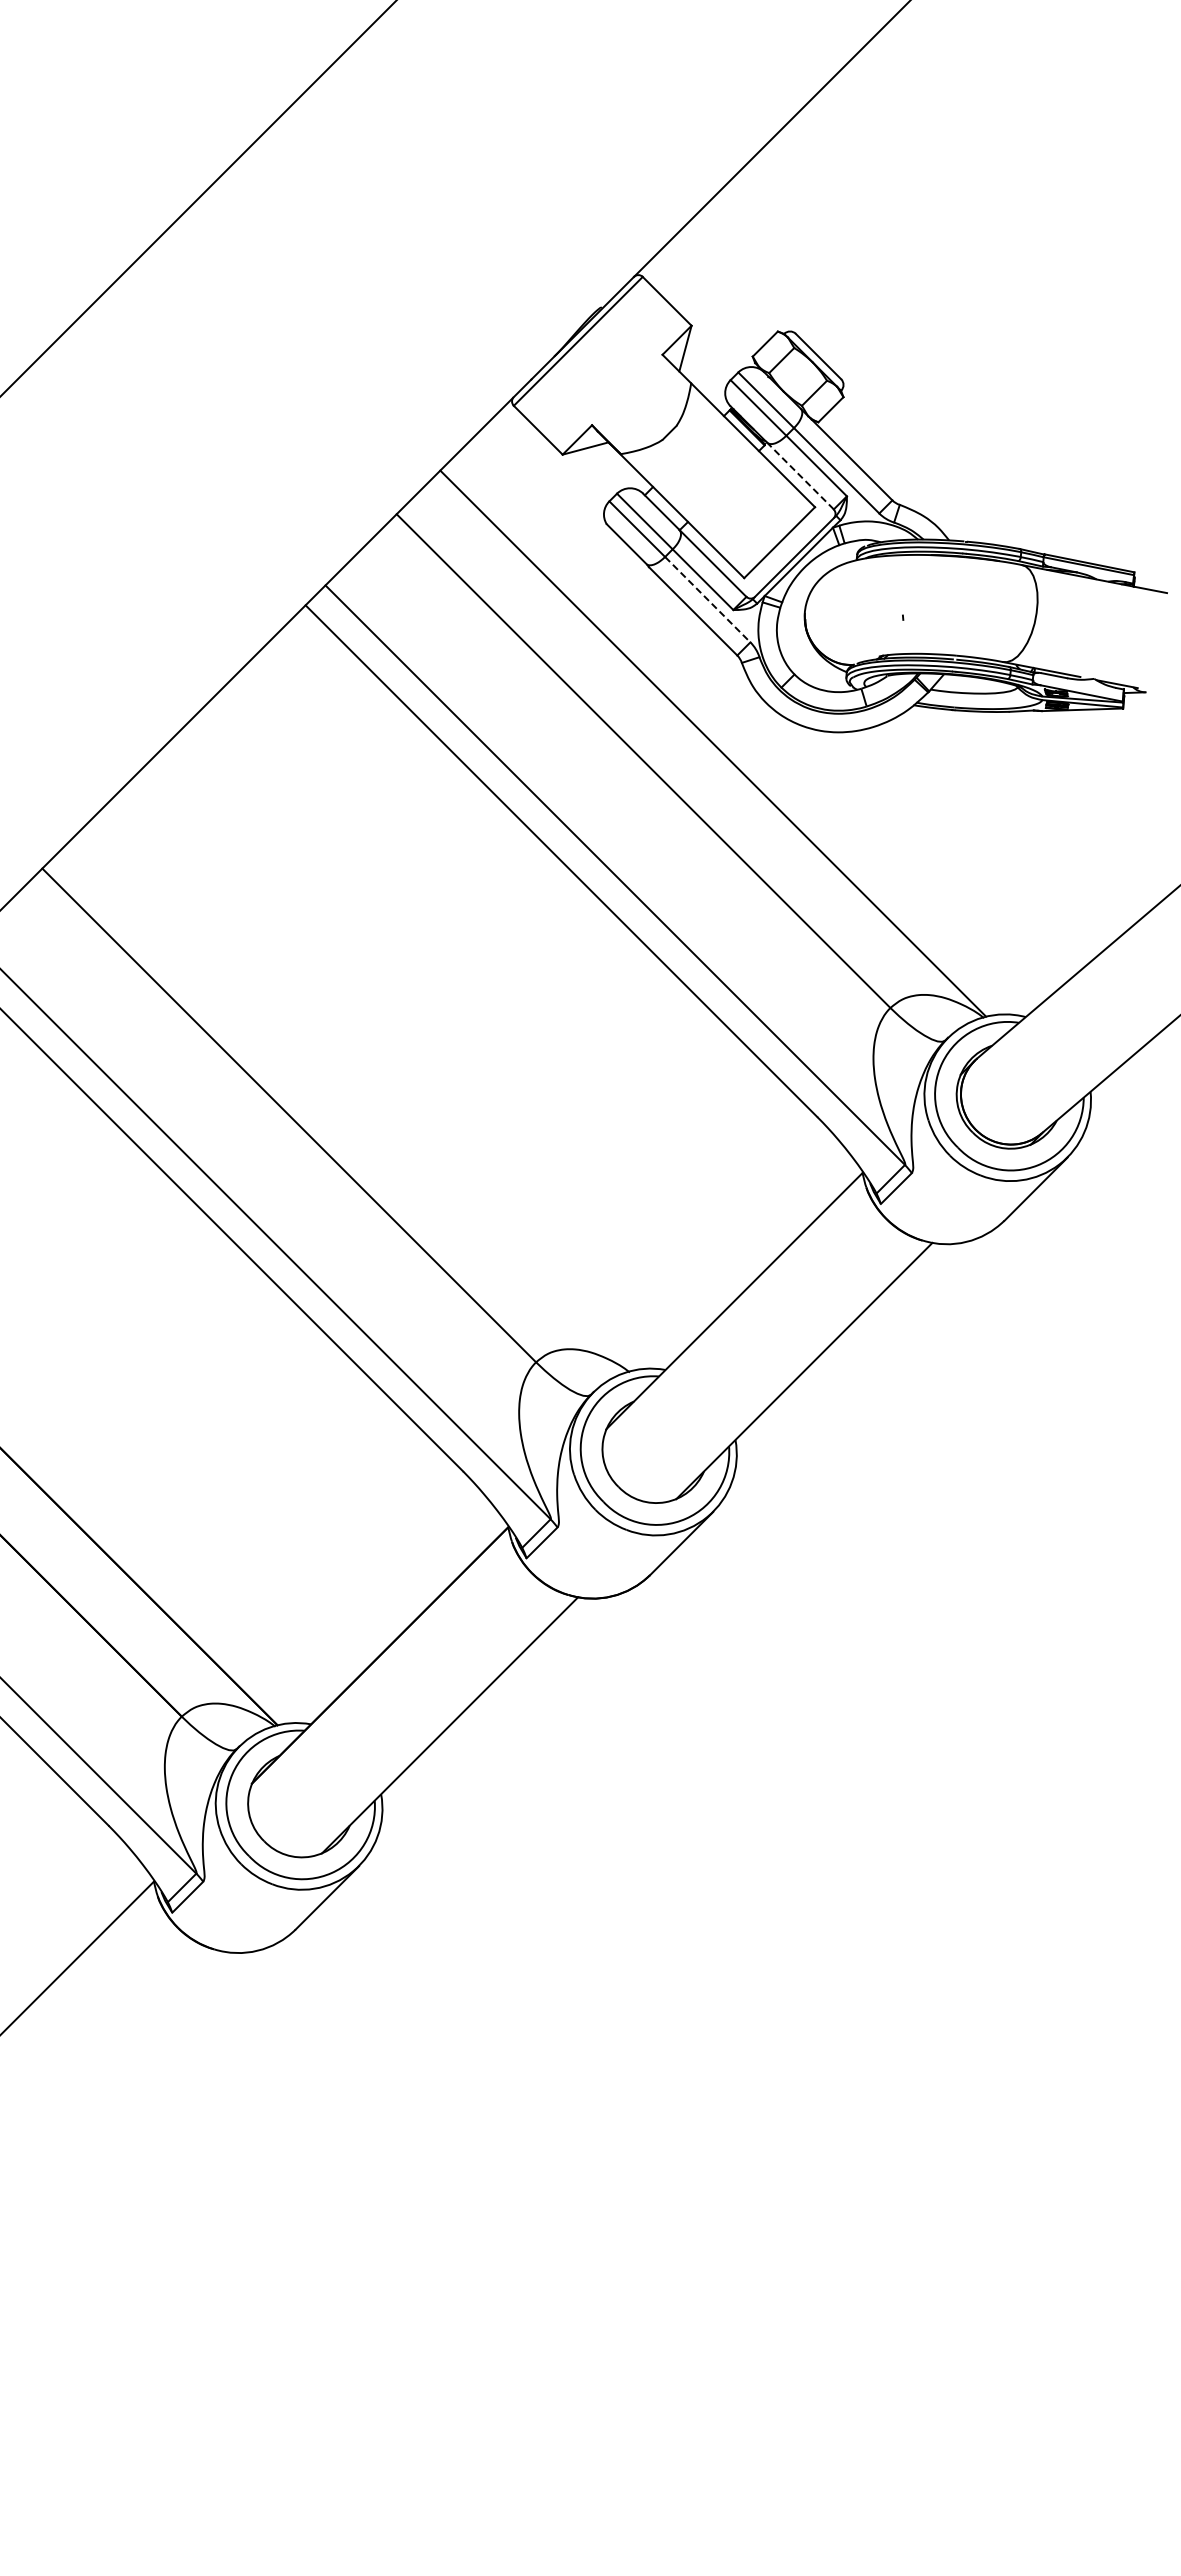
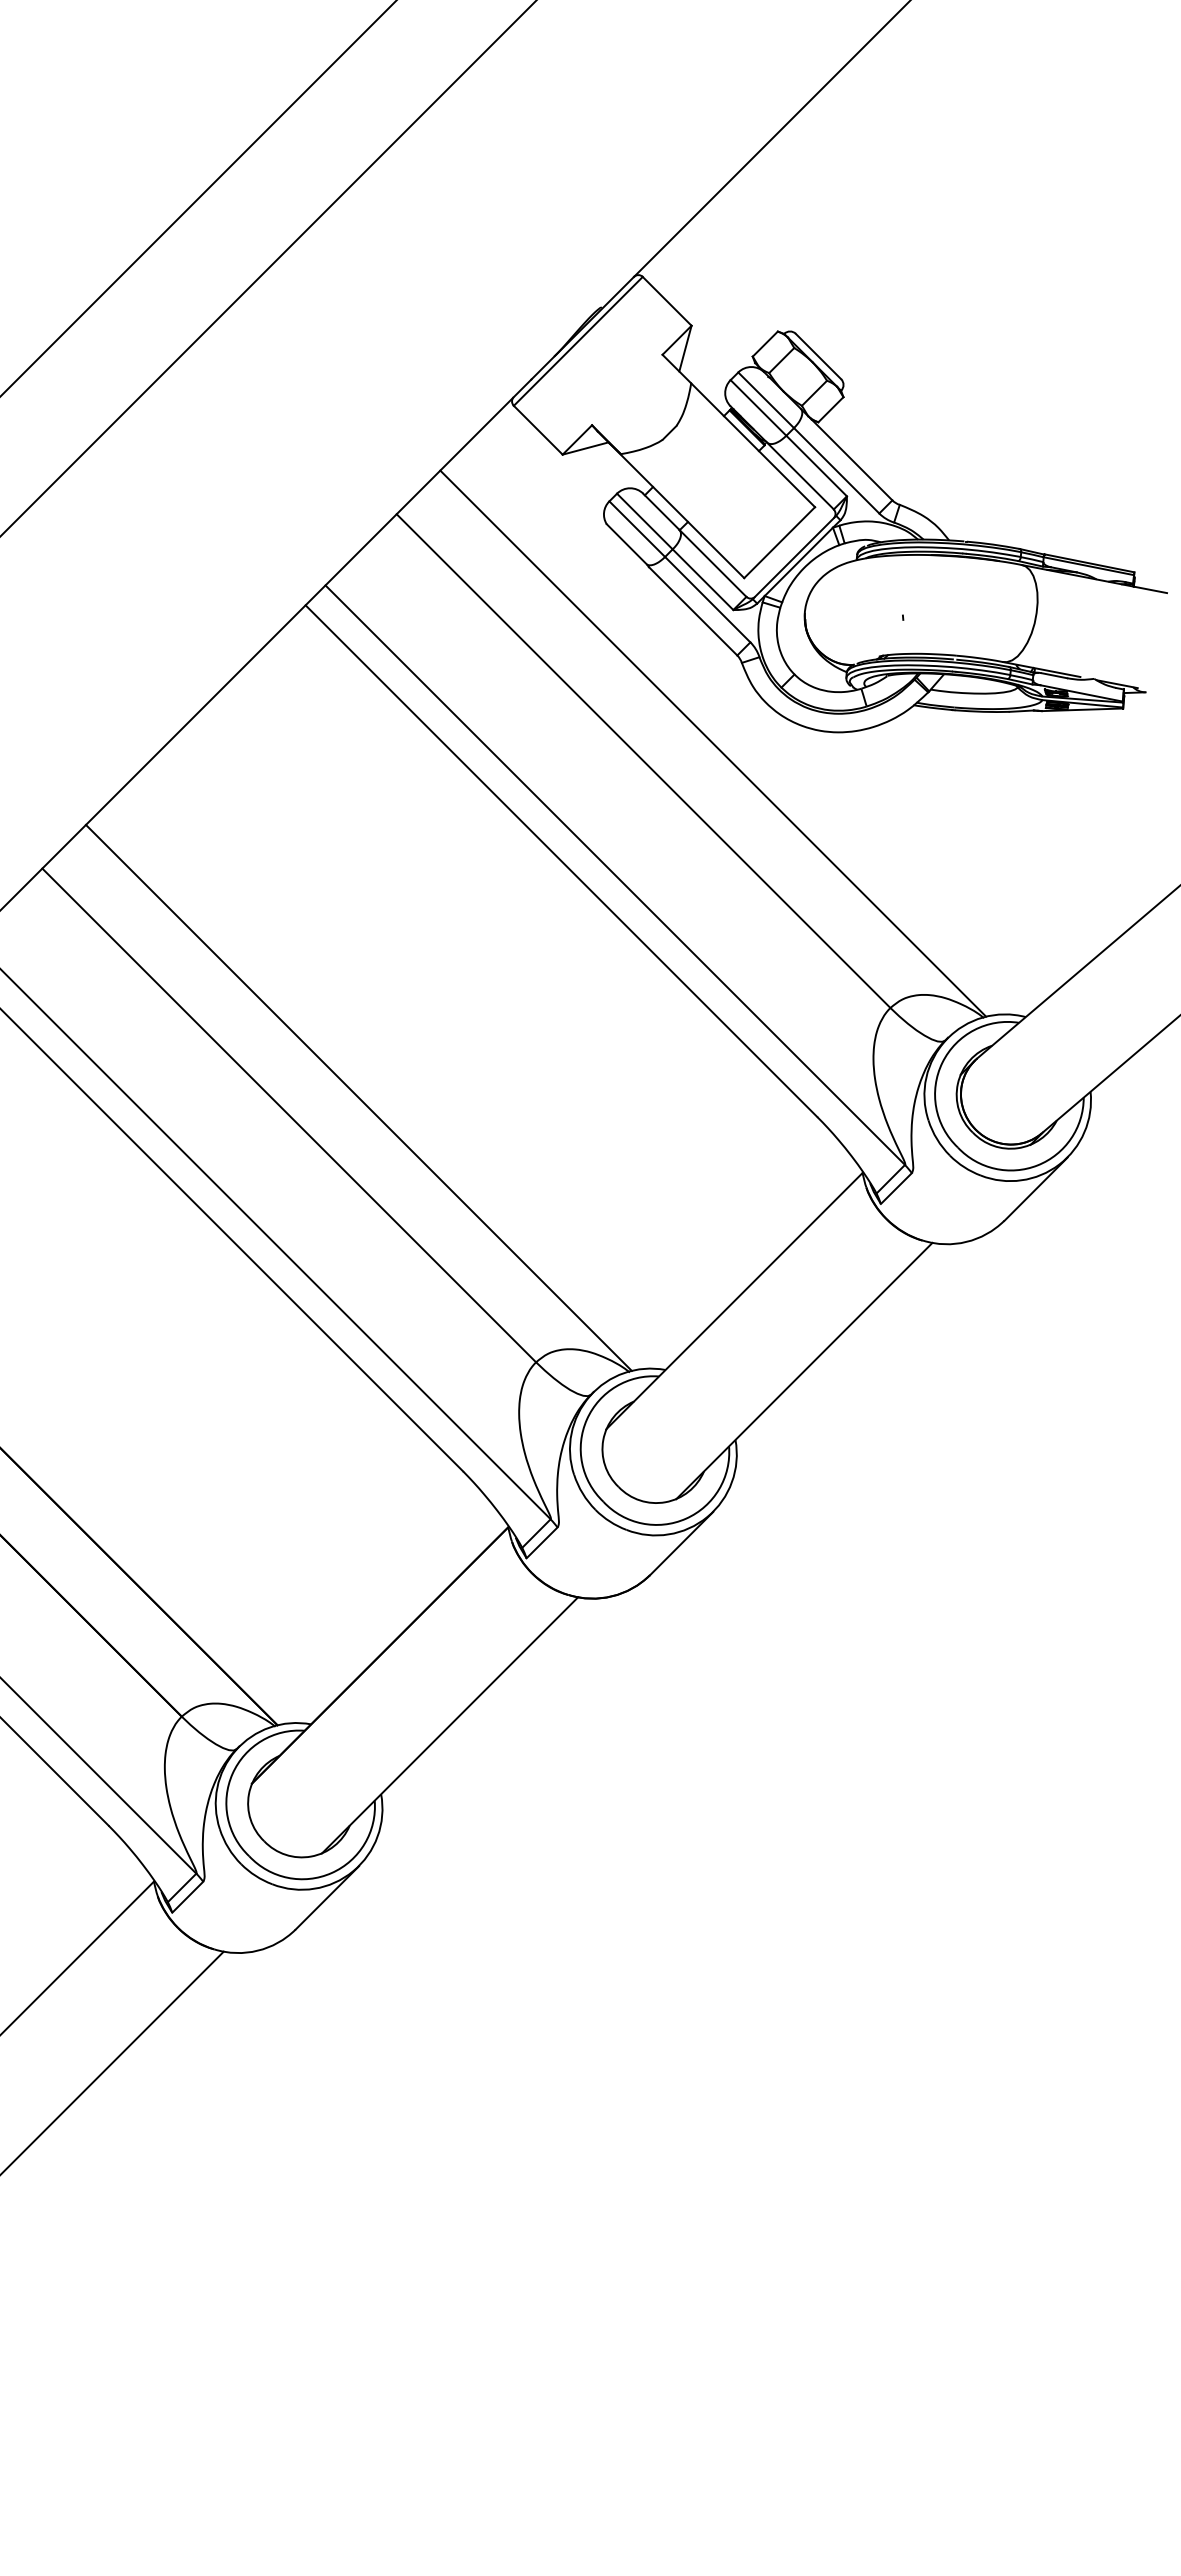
line: none -> present (268, 268)
line: dashed -> solid (800, 475)
line: dashed -> solid (708, 600)
line: none -> present (358, 1097)
line: none -> present (112, 2062)
